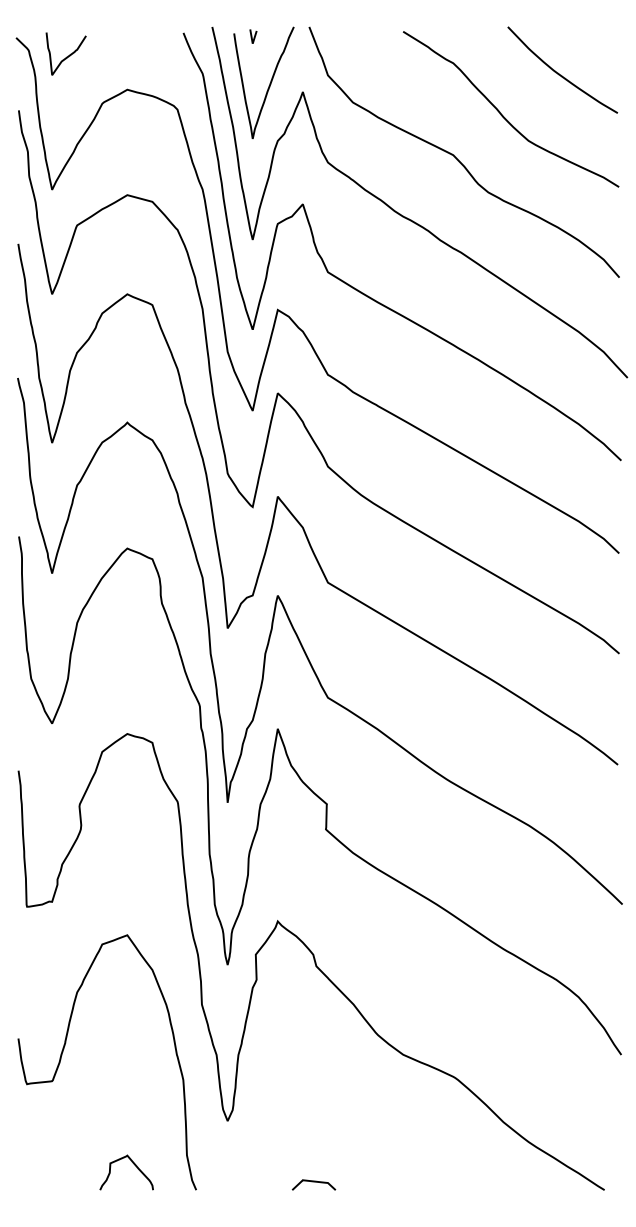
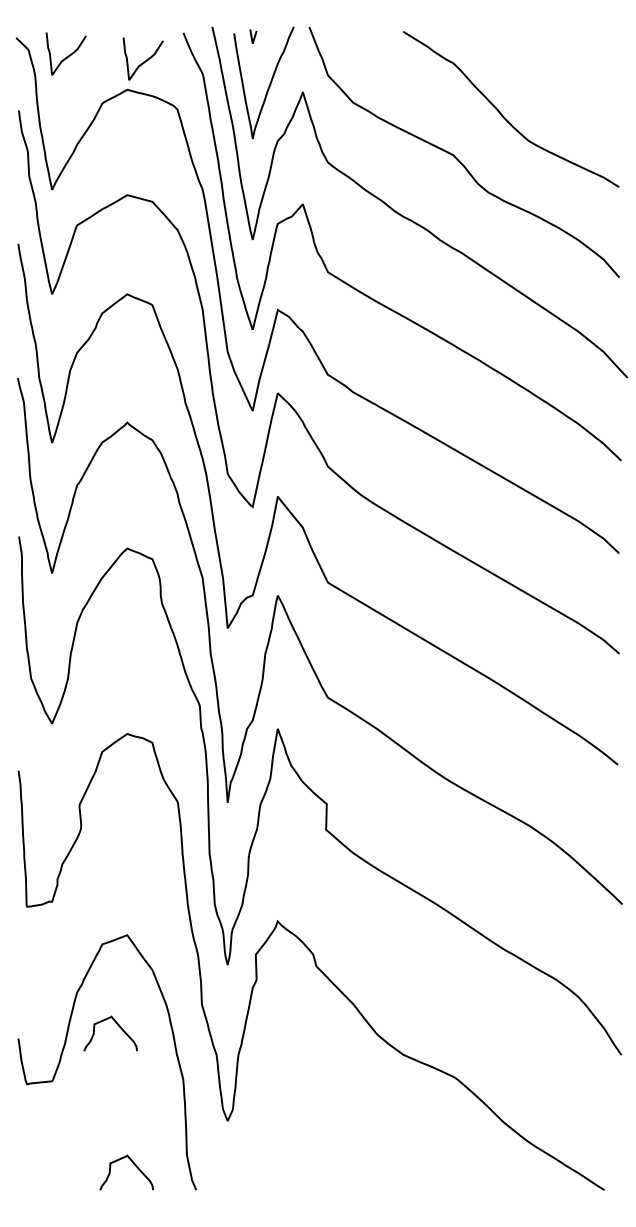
curve: none -> present (143, 61)
curve: present -> none (558, 72)
curve: none -> present (117, 1025)
curve: present -> none (313, 1182)
